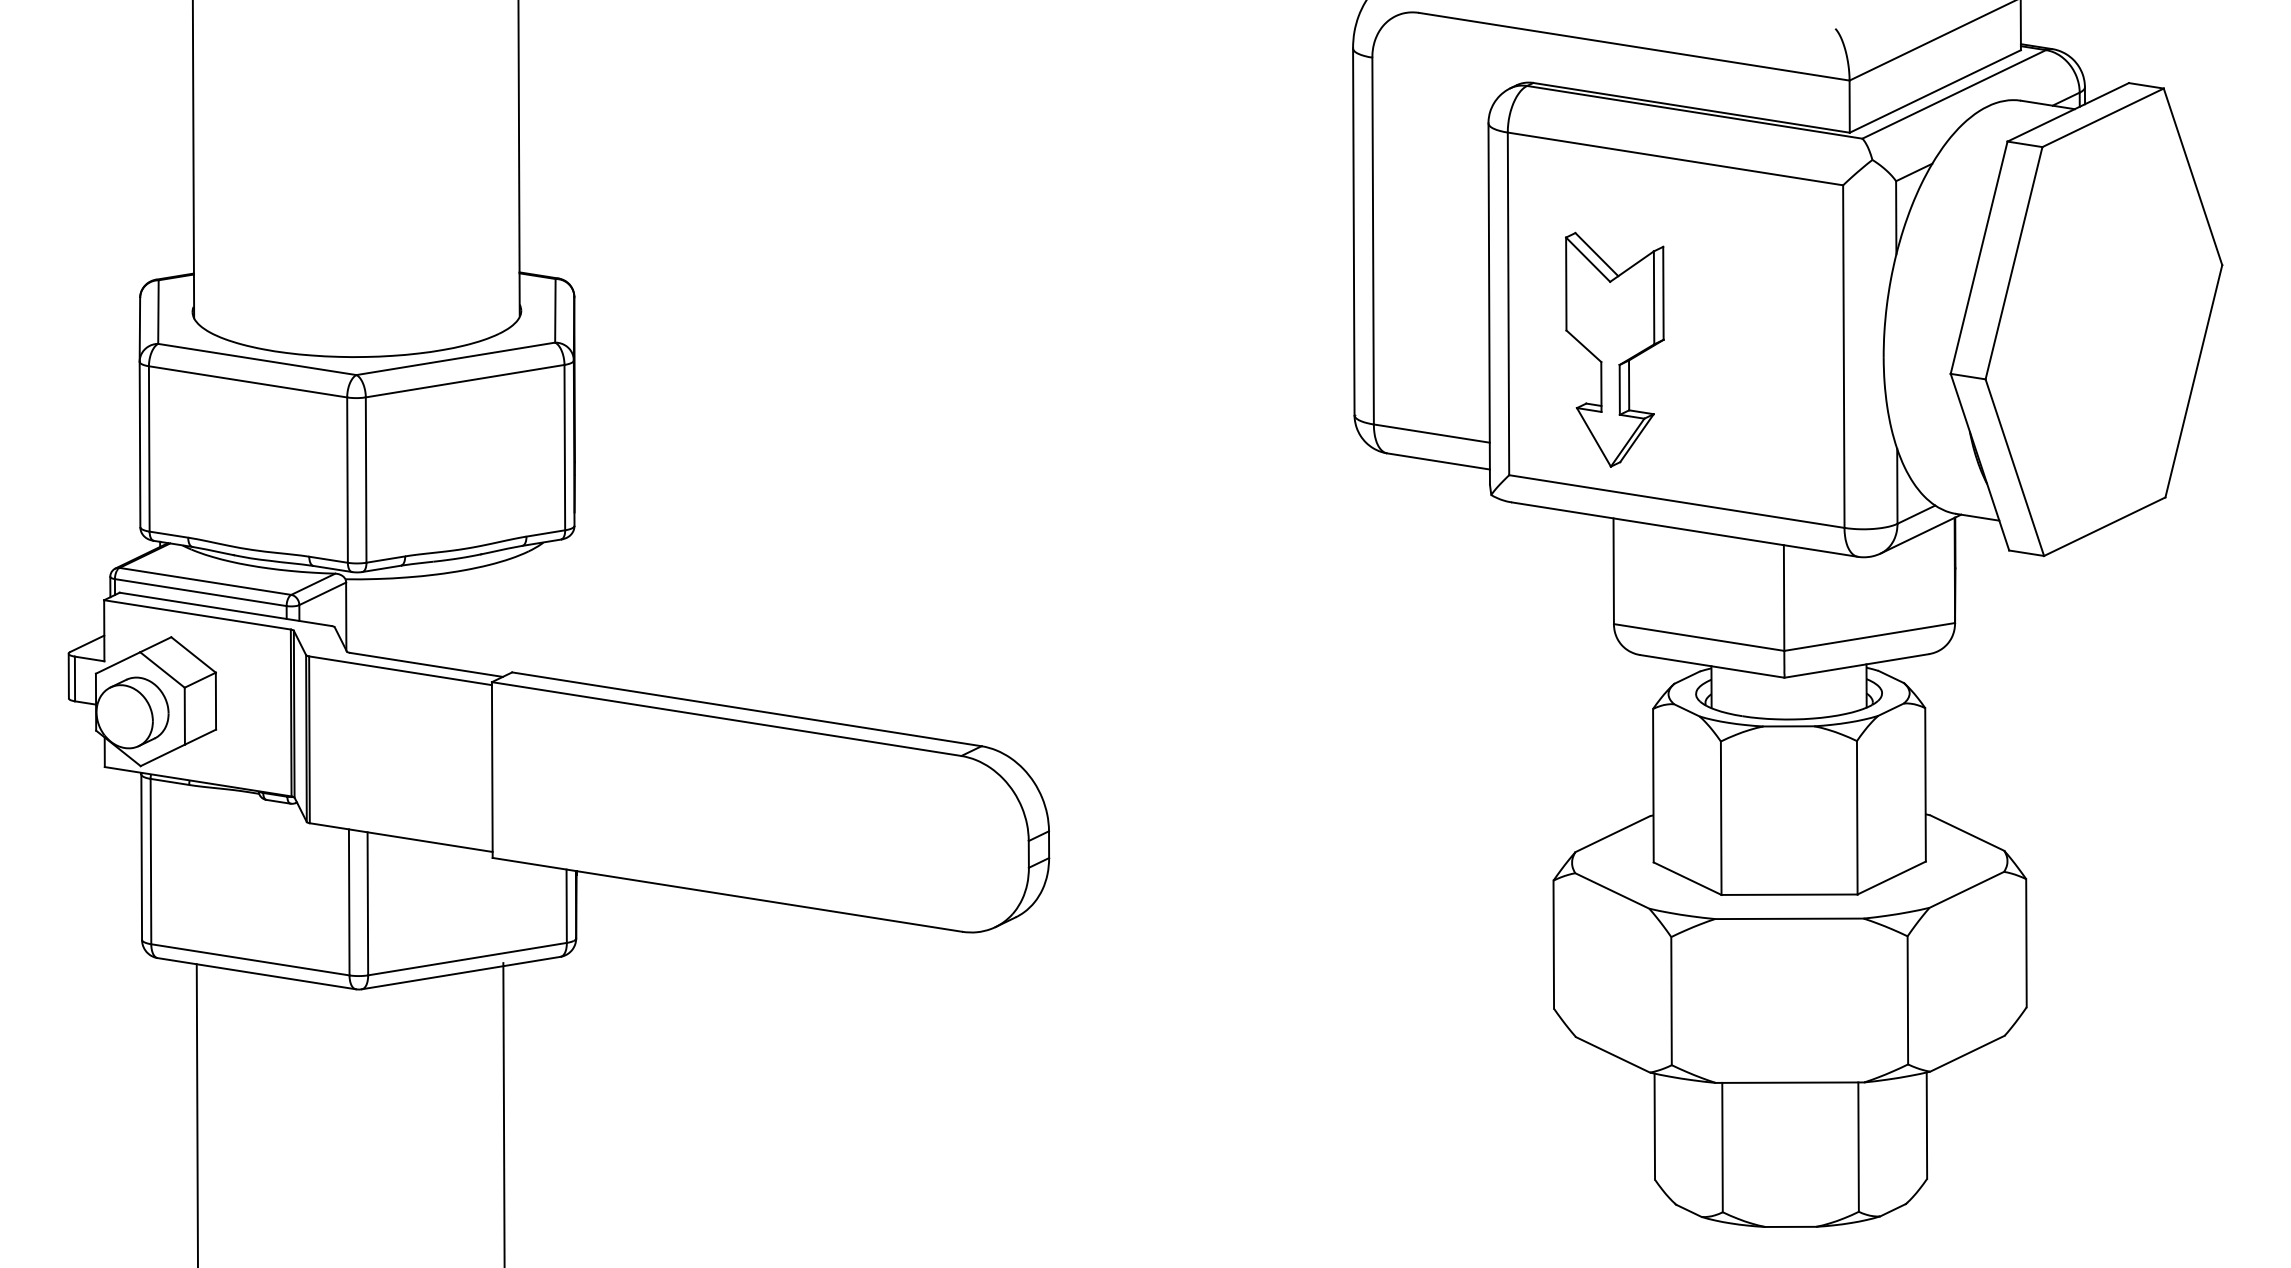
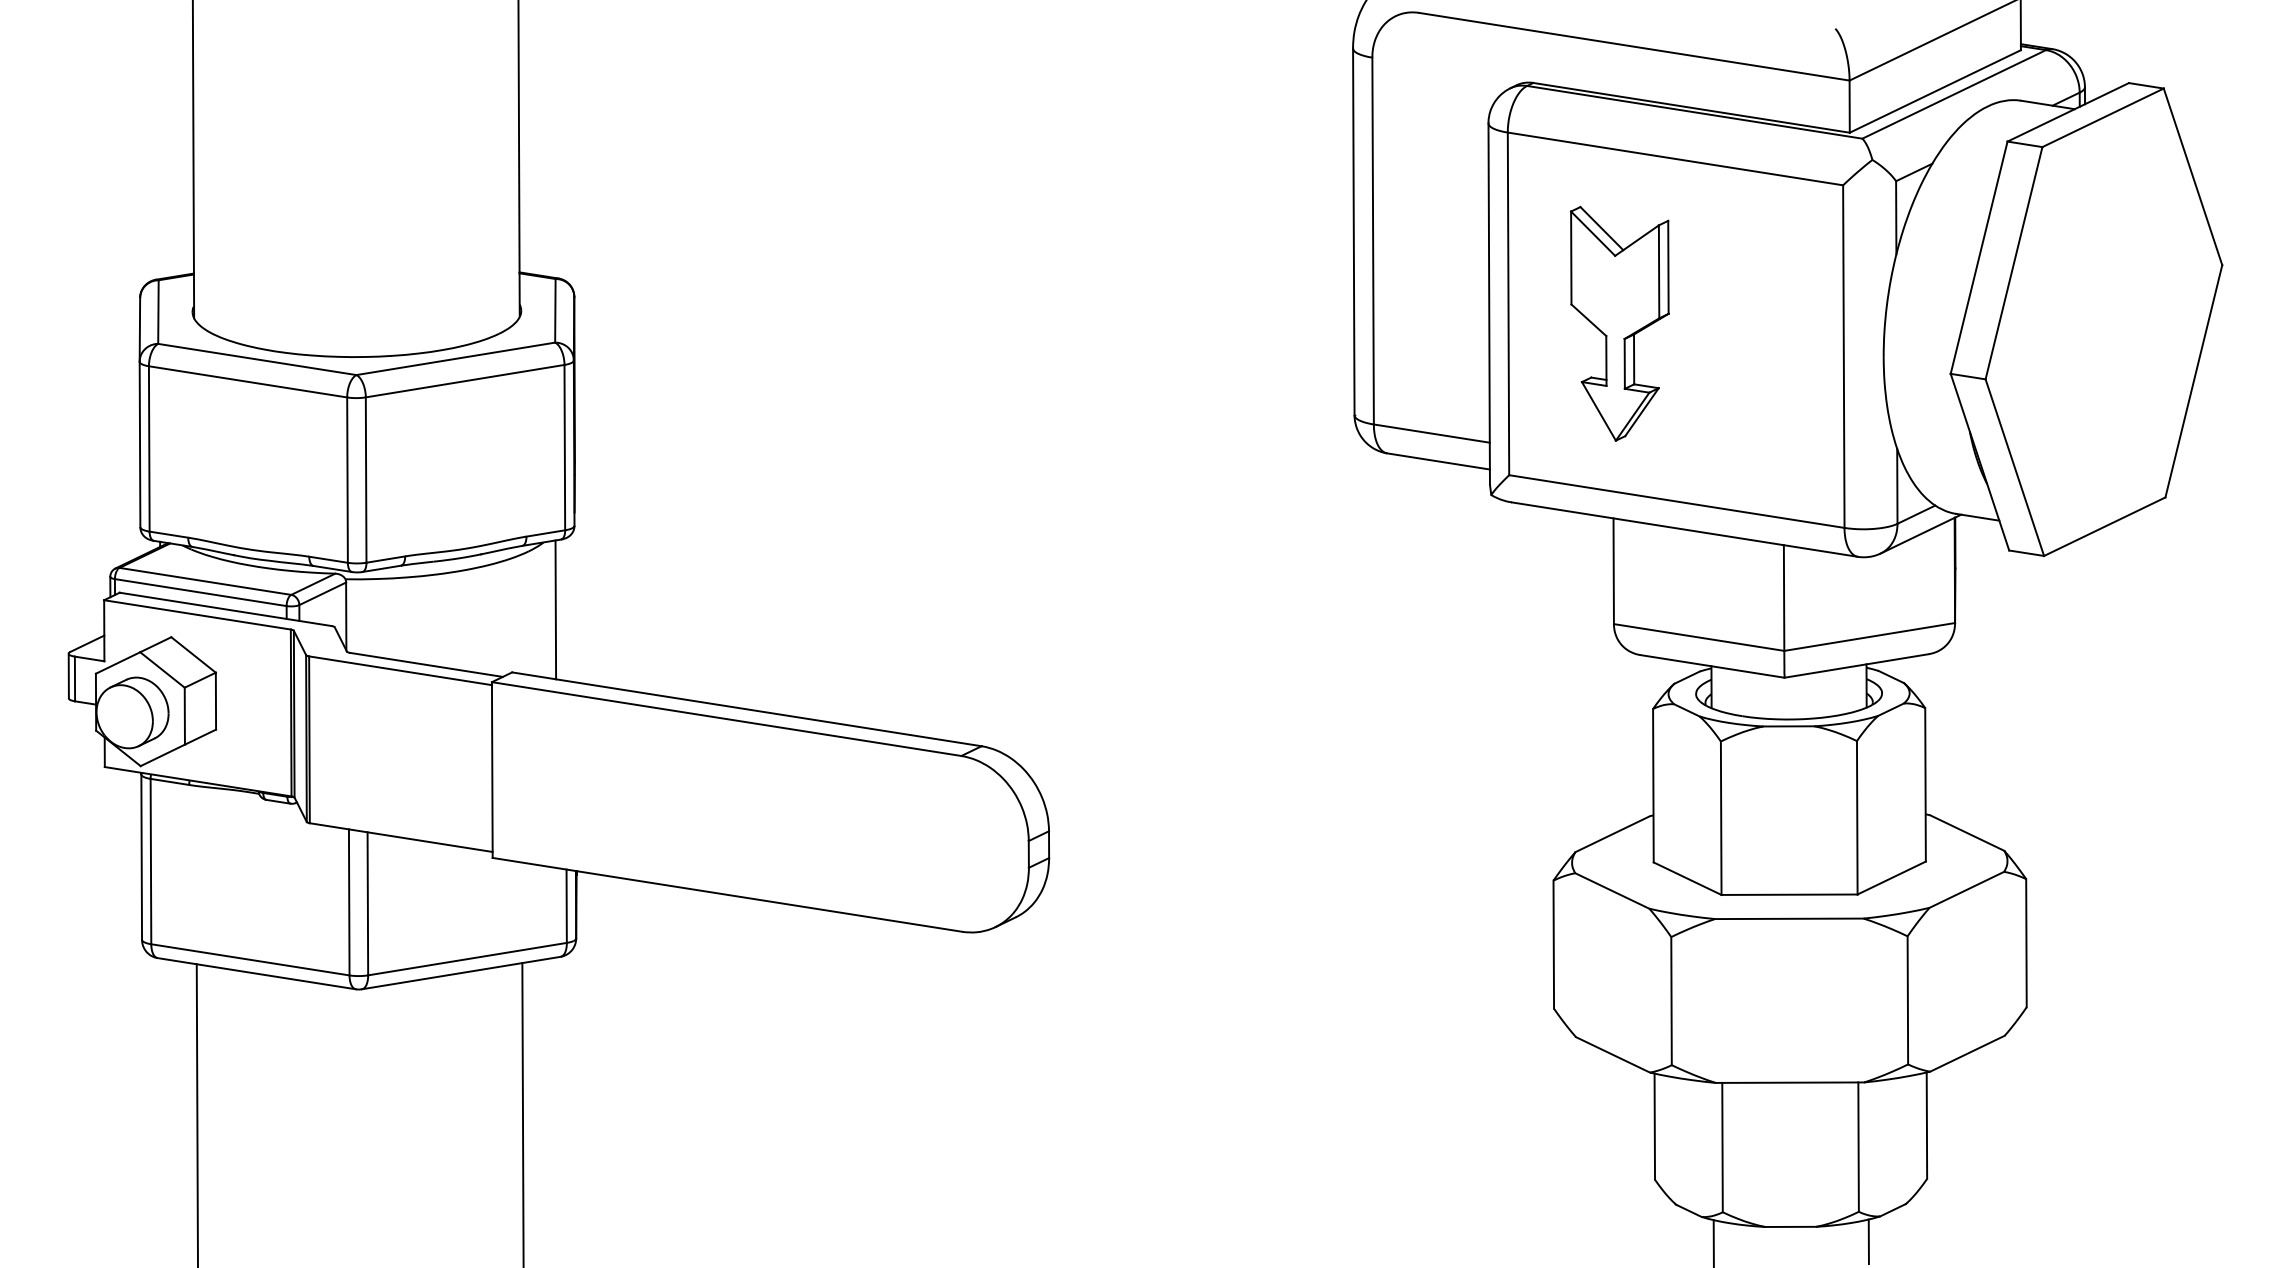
part position: (1614, 349) -> (1619, 323) (1619, 323)
line: none -> present (555, 609)
line position: (503, 1113) -> (522, 1113) (522, 1113)
line: none -> present (1868, 1241)
line: none -> present (1713, 1242)
